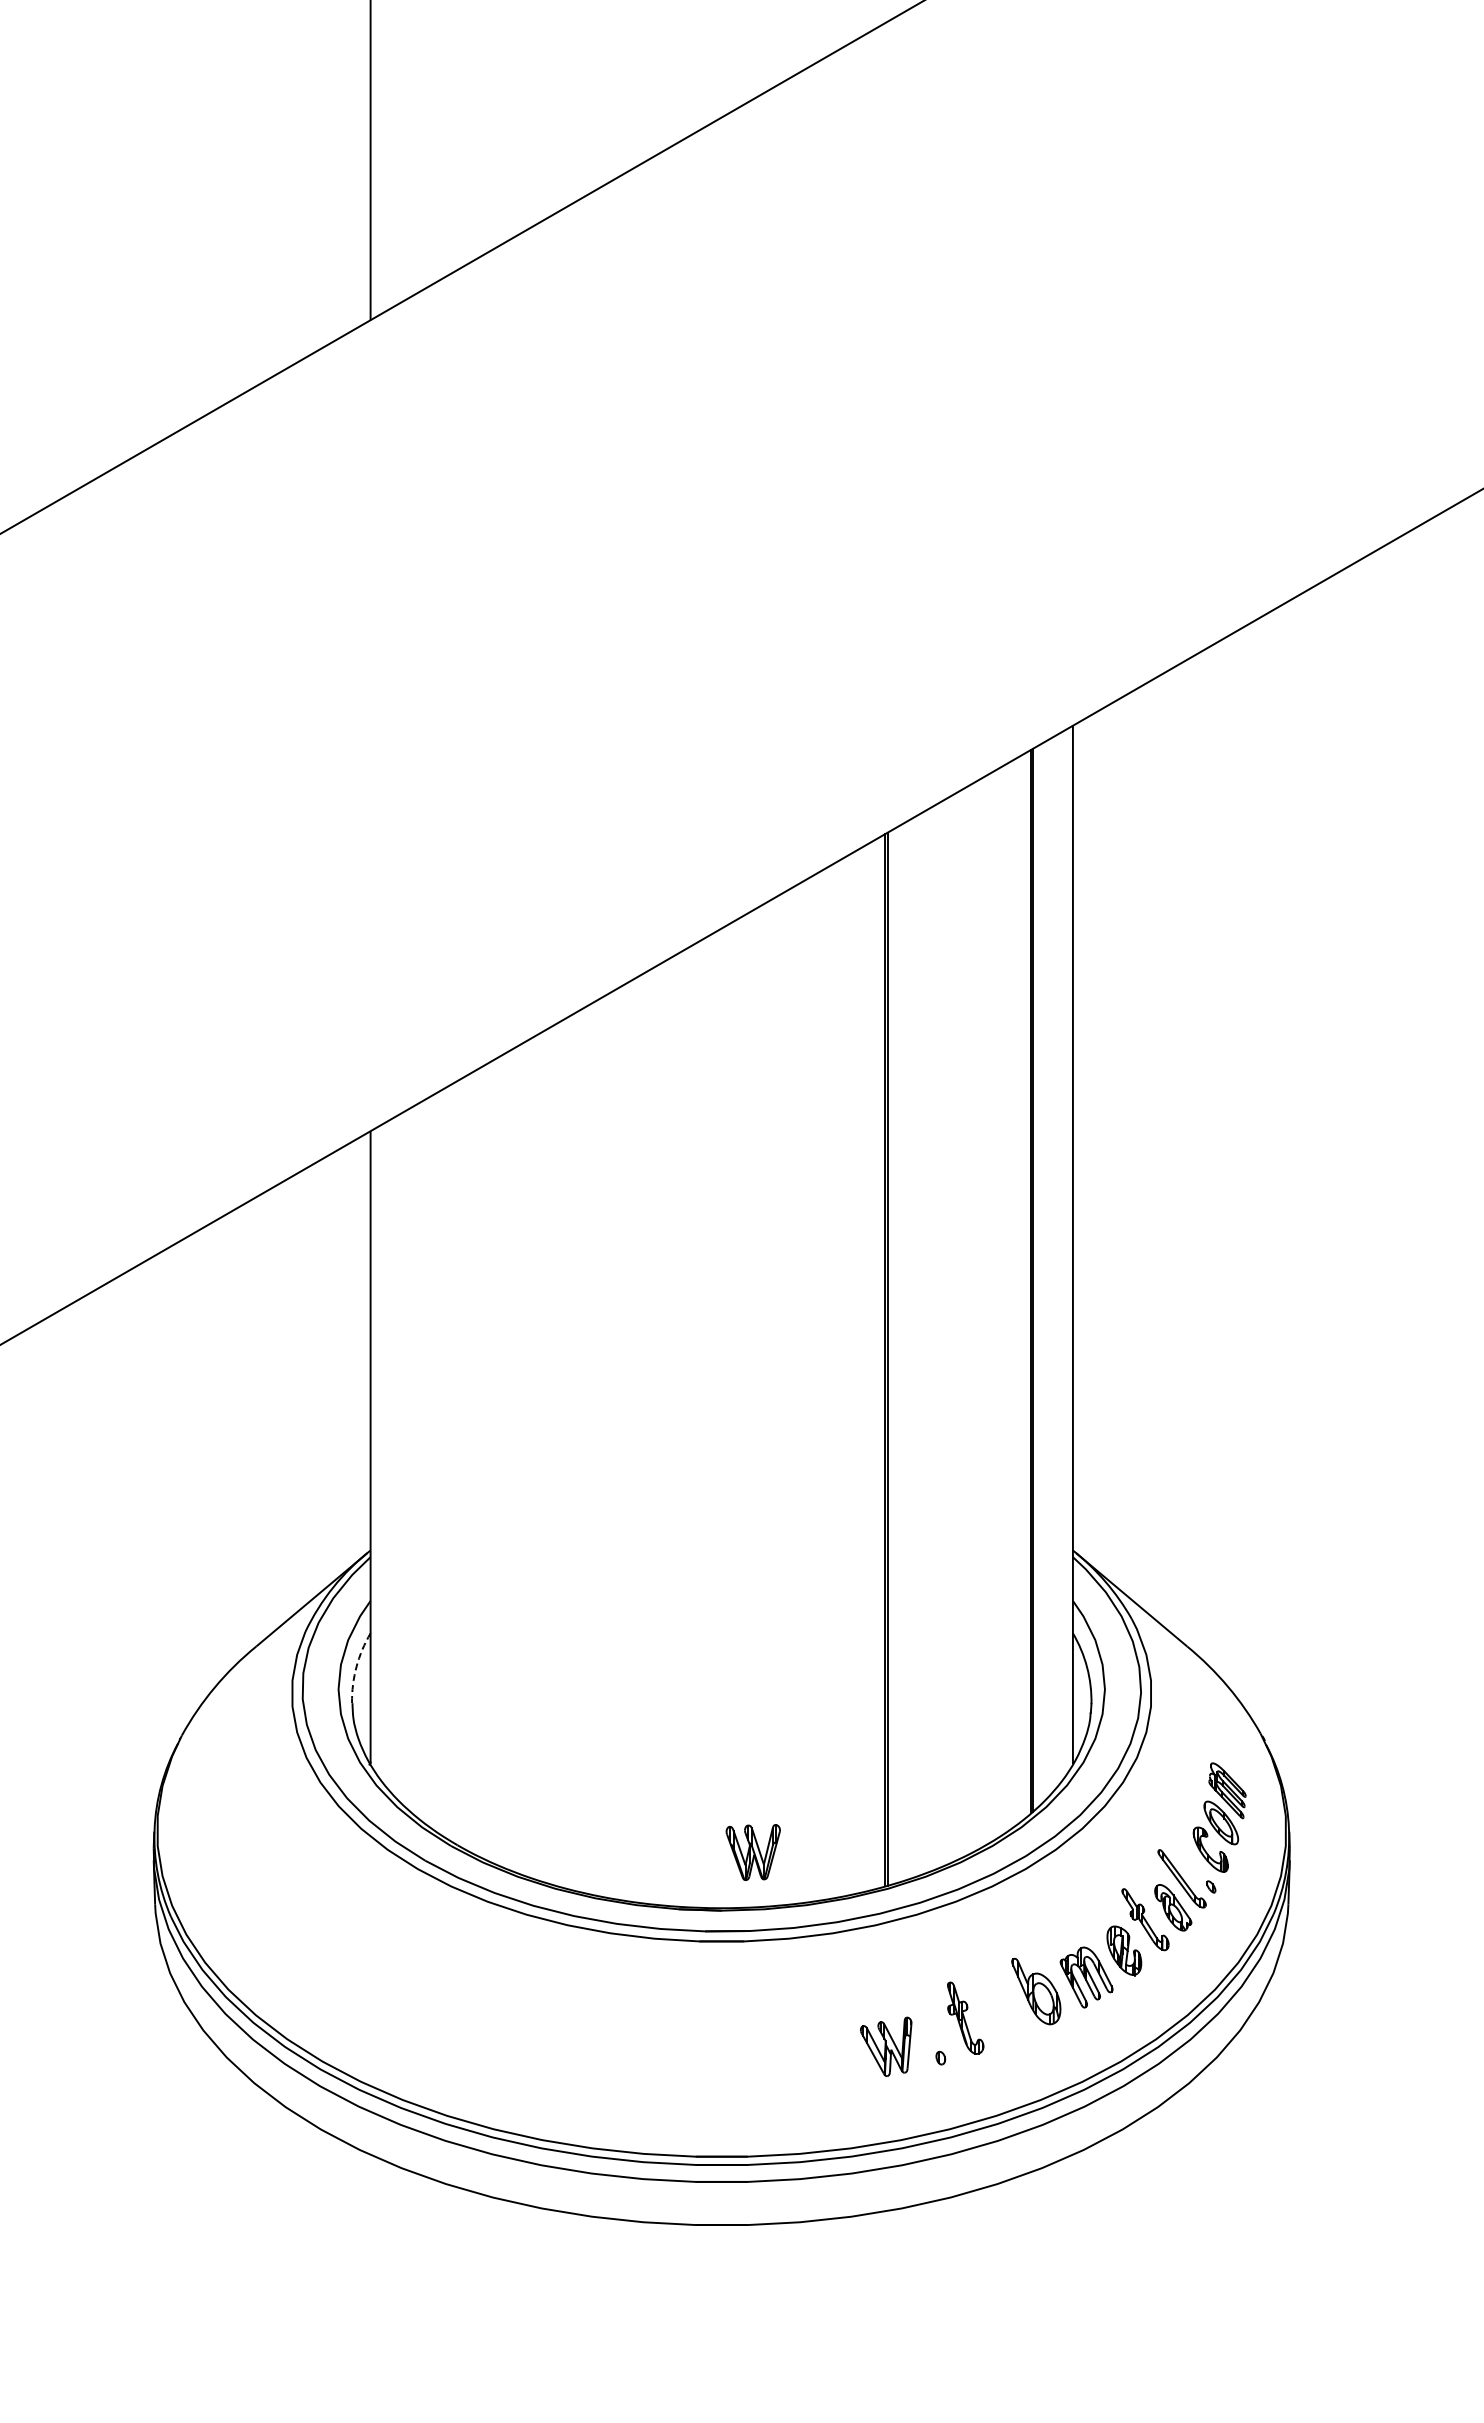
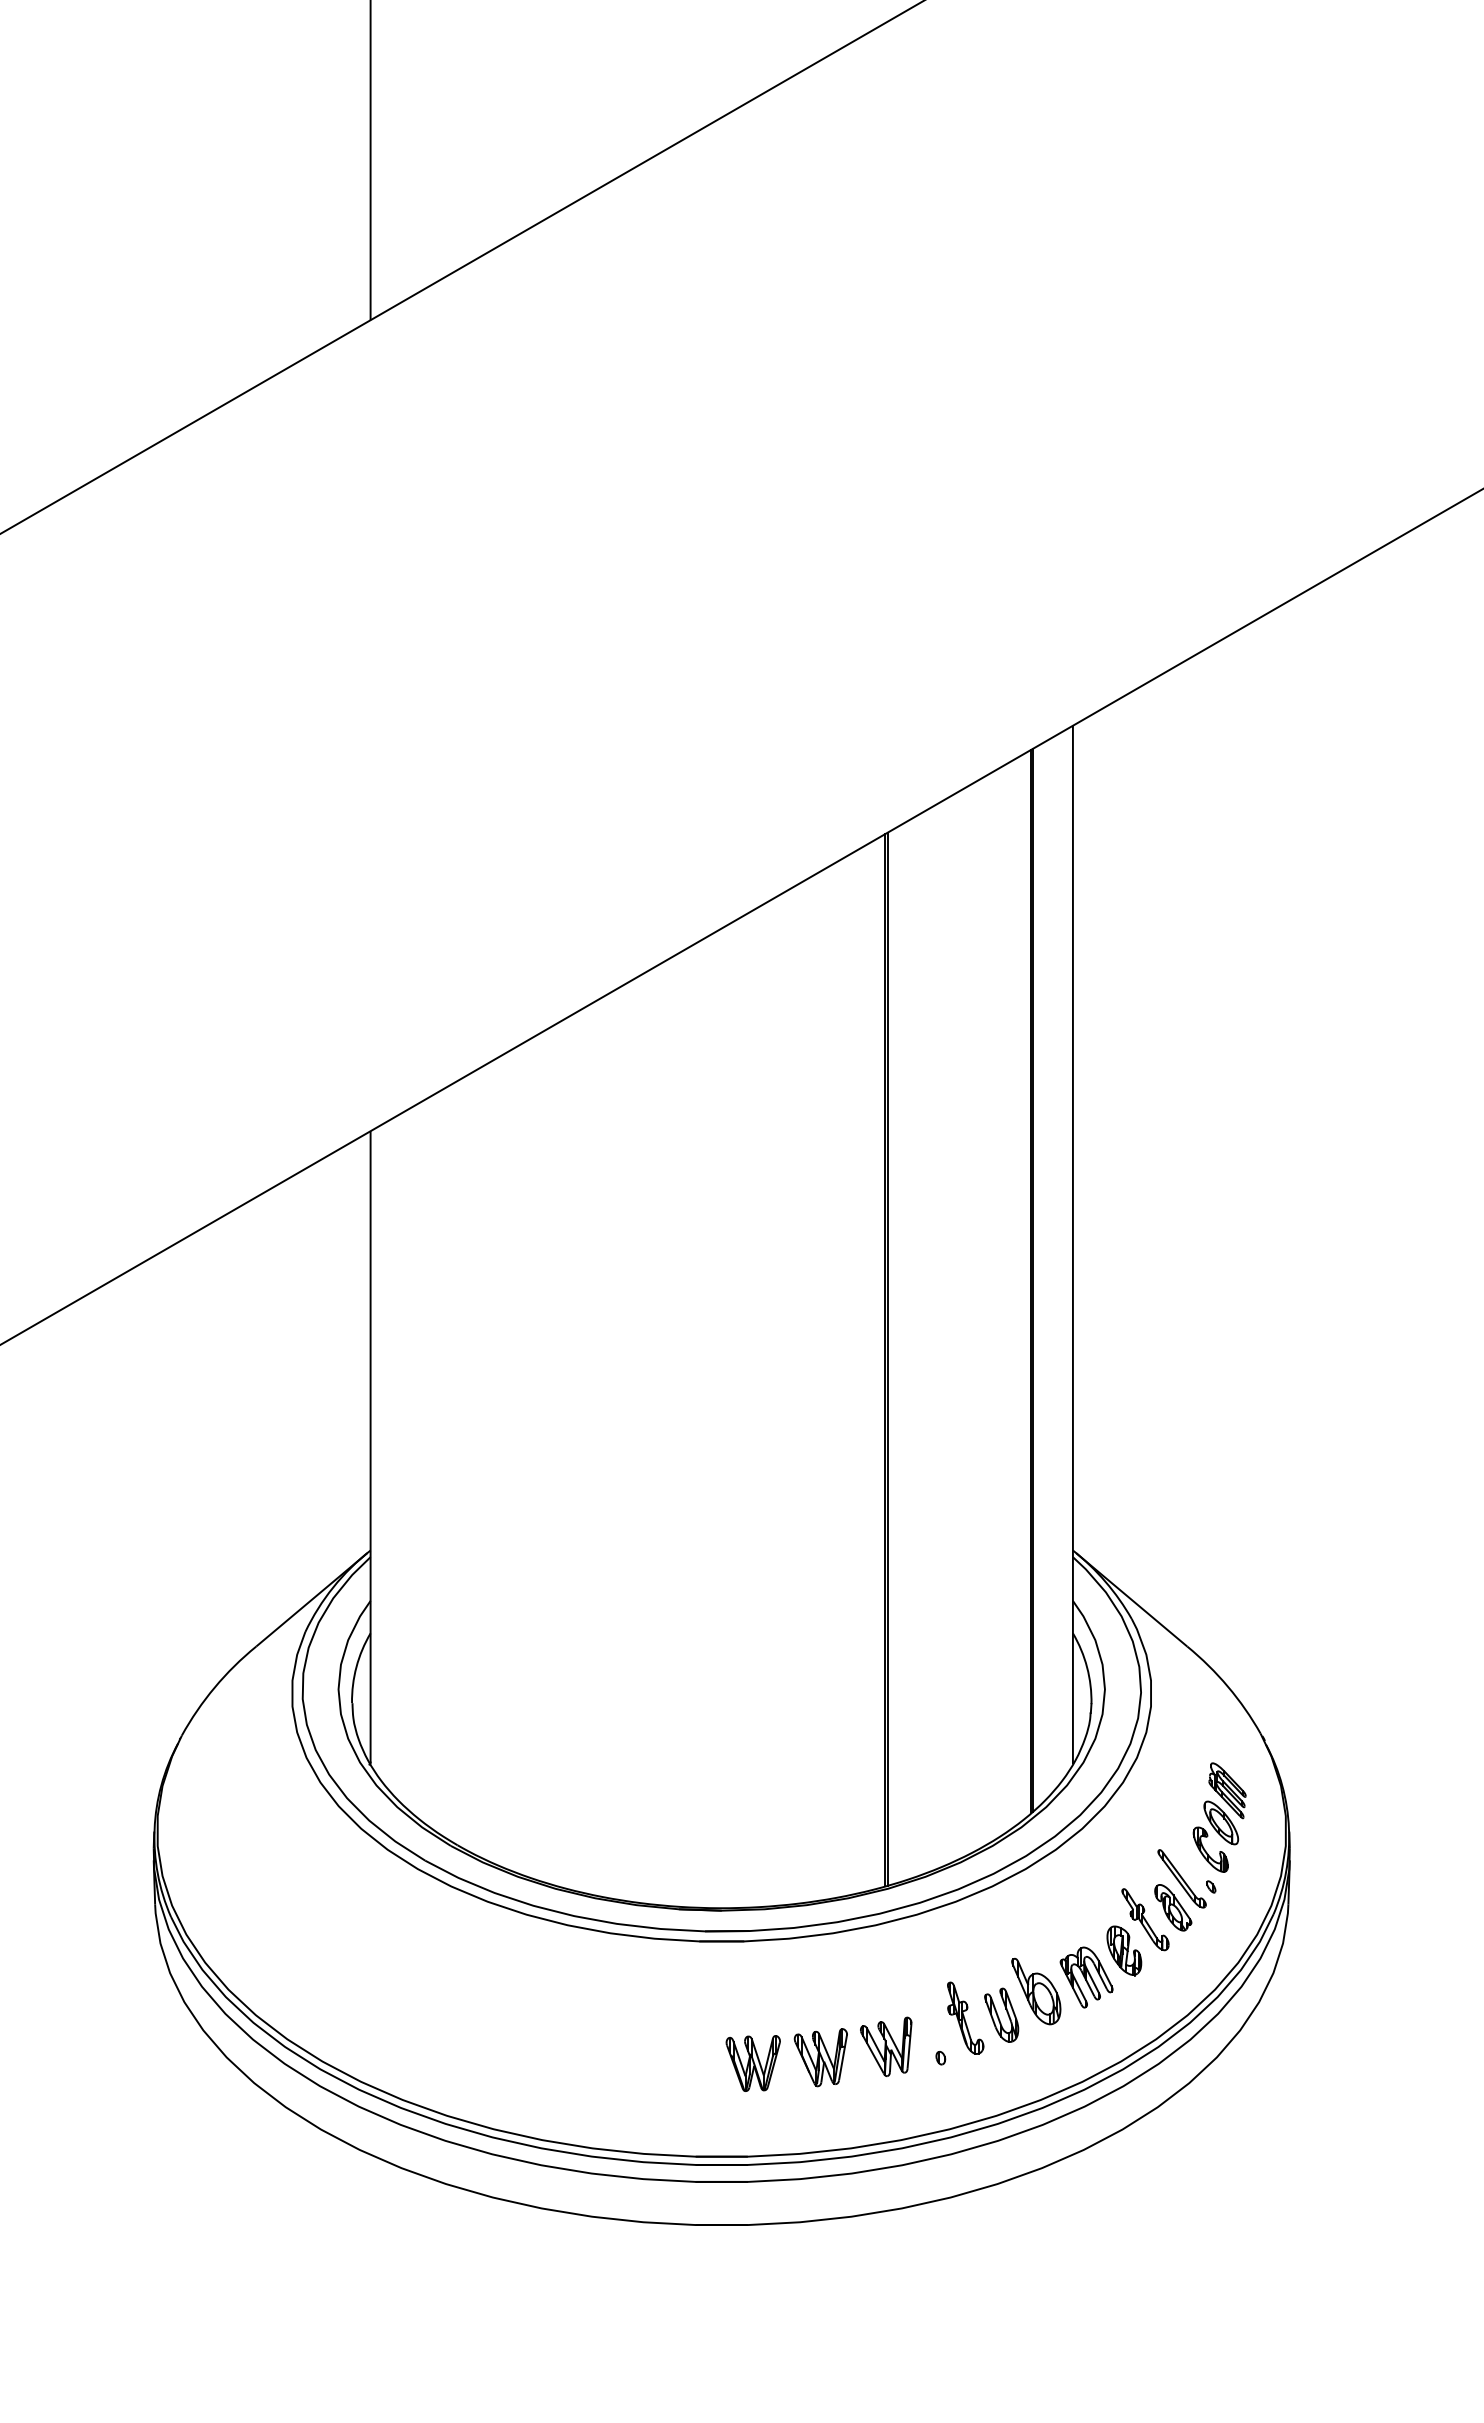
arc: dashed -> solid (356, 1666)
part position: (752, 1852) -> (752, 2063) (752, 2063)
part: none -> present (1001, 2014)
part: none -> present (820, 2057)
